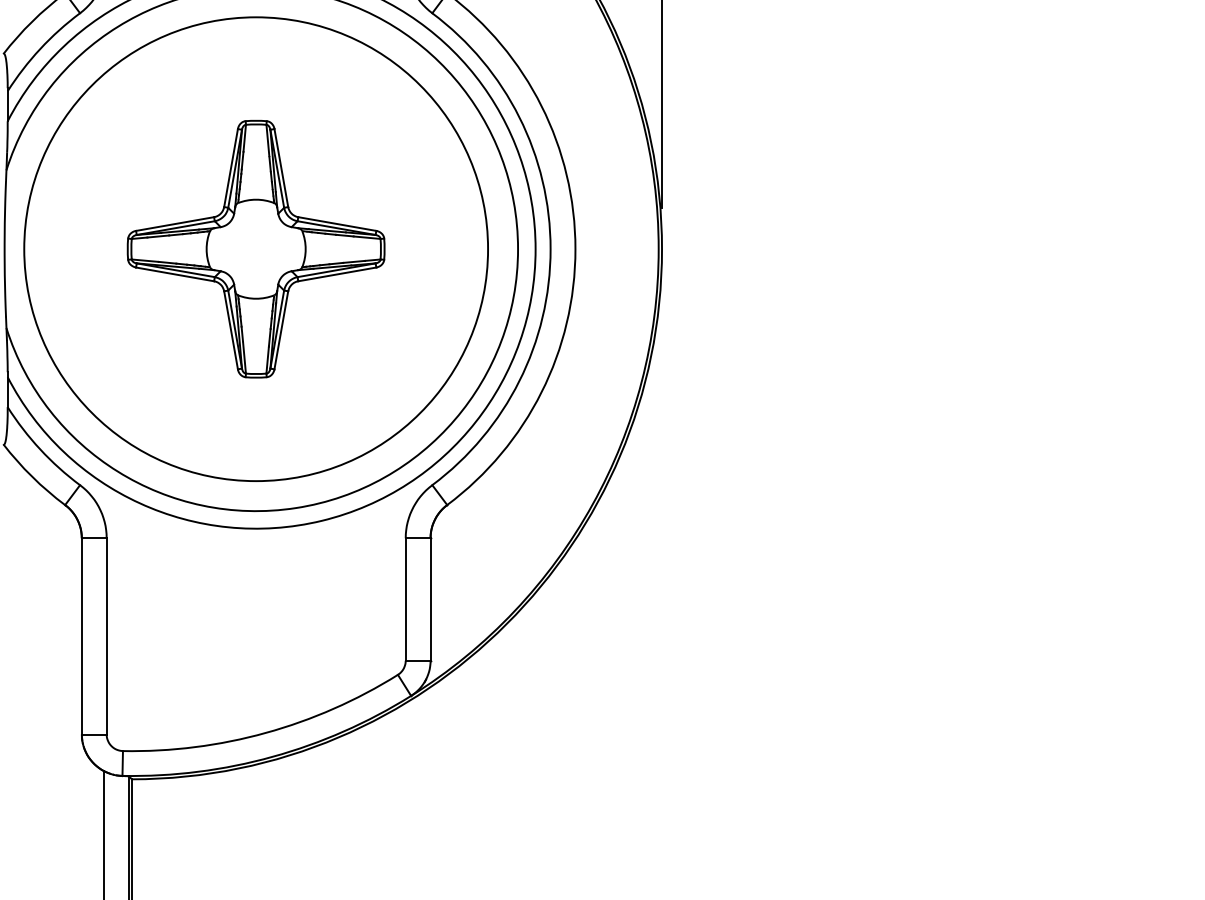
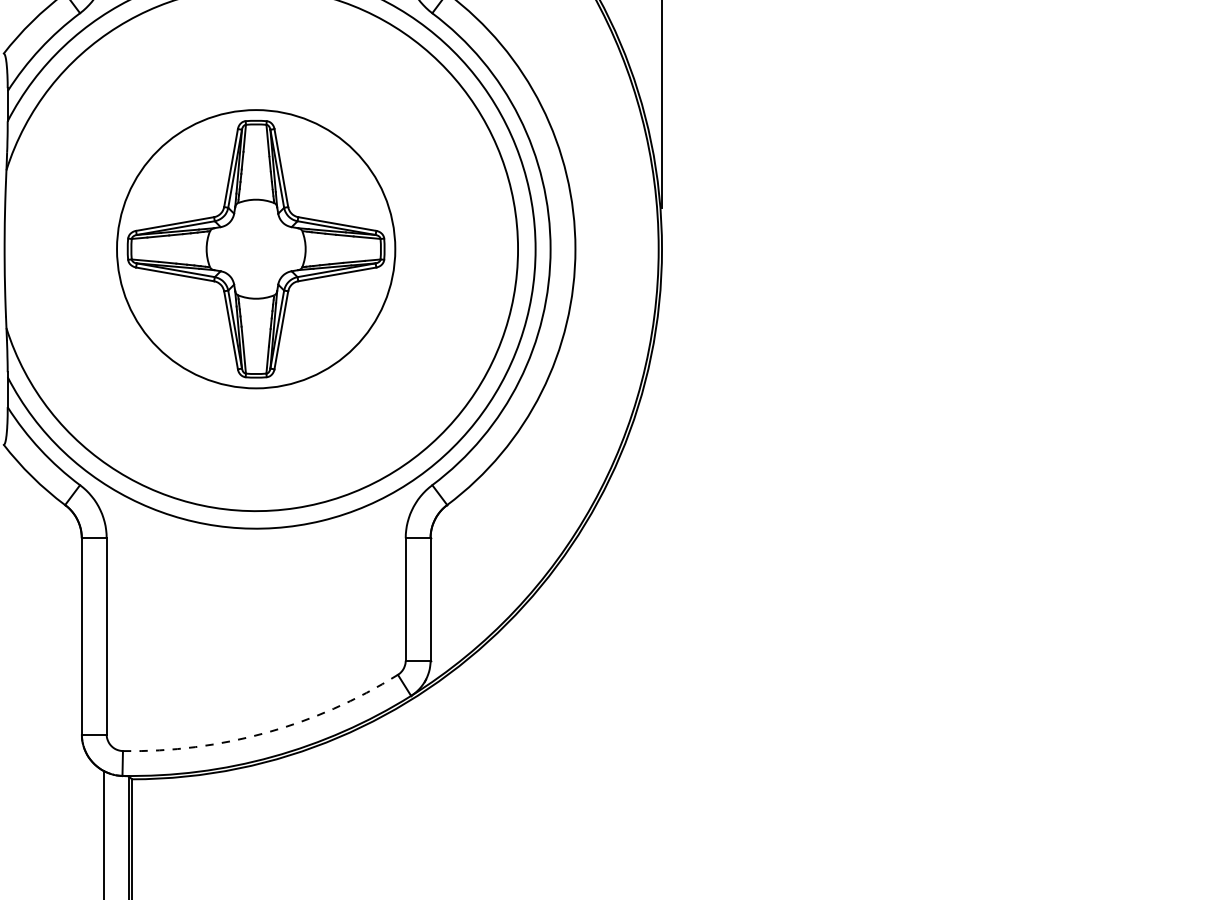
circle diameter: 464 px -> 278 px (256, 249)
arc: solid -> dashed (265, 732)
